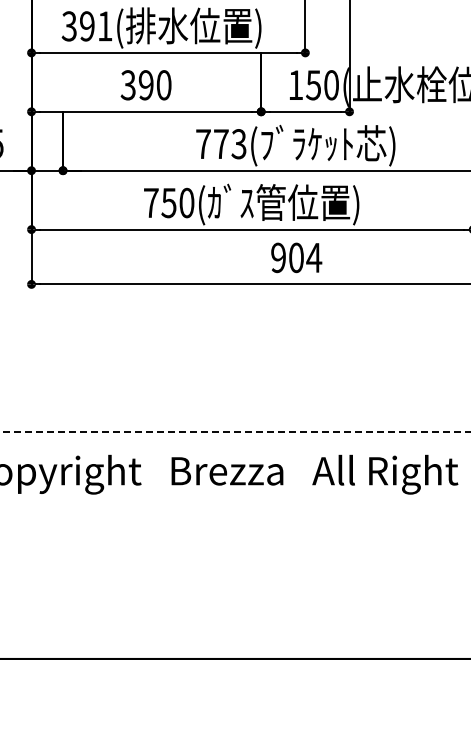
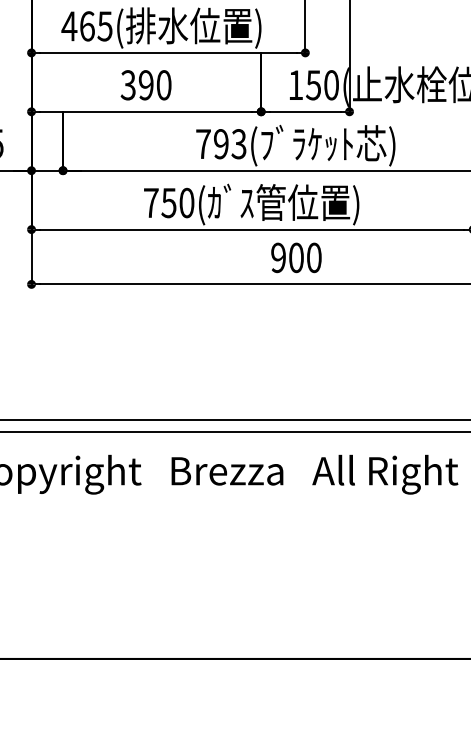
text: 391( -> 465( (86, 26)
text: 773( -> 793( (221, 144)
text: 904 -> 900 (314, 257)
line: none -> present (234, 419)
line: dashed -> solid (235, 431)
